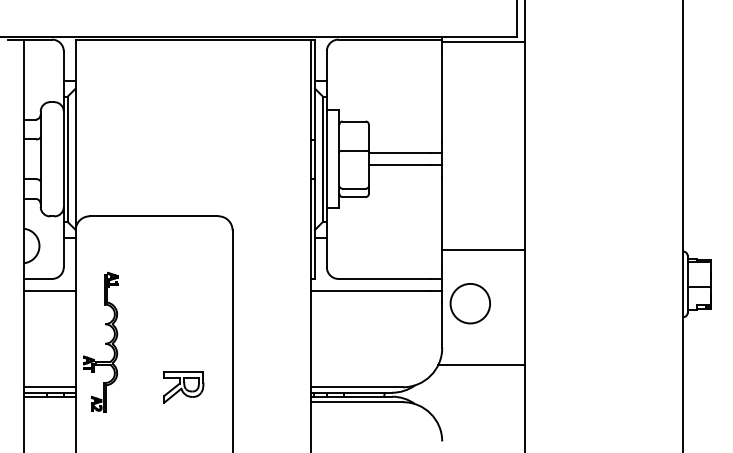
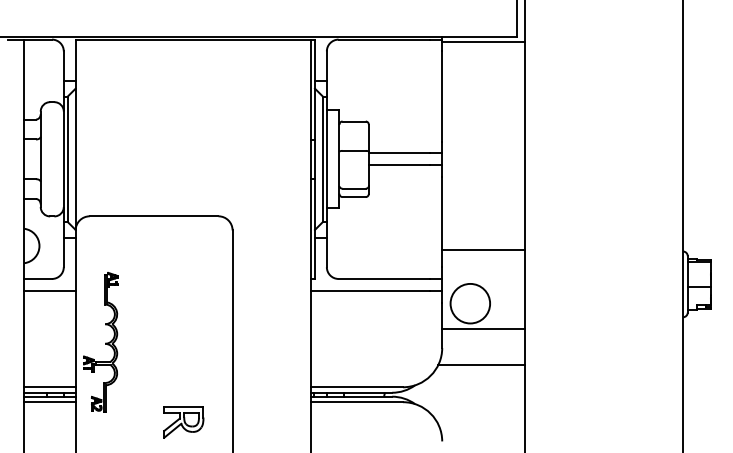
line: none -> present (483, 328)
part position: (183, 387) -> (183, 422) (183, 422)
line: none -> present (49, 402)
